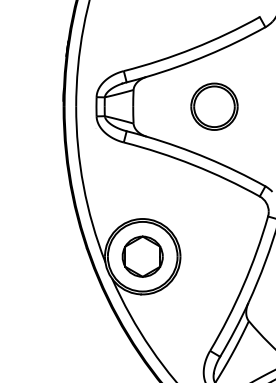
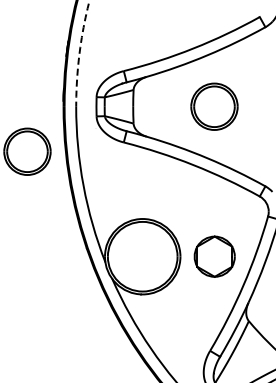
arc: solid -> dashed (79, 53)
part: none -> present (27, 151)
part position: (142, 256) -> (214, 256) (214, 256)
